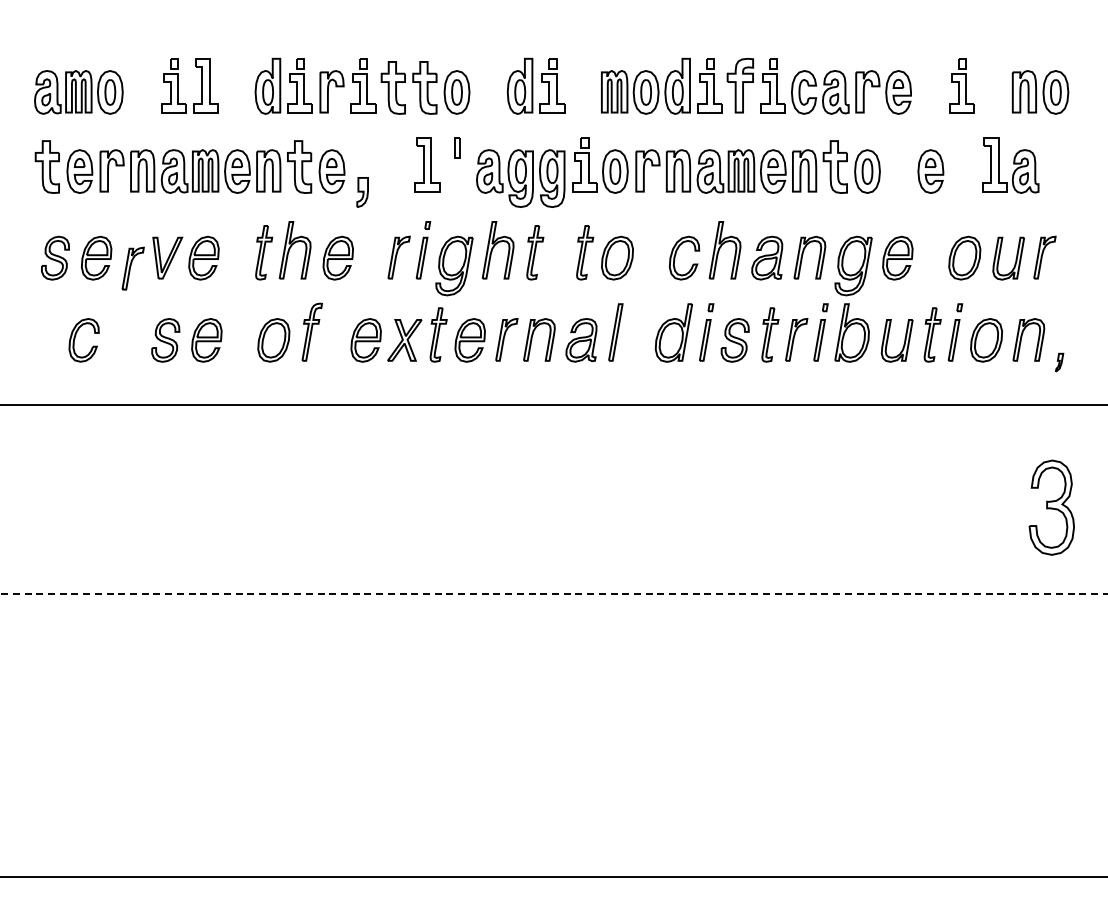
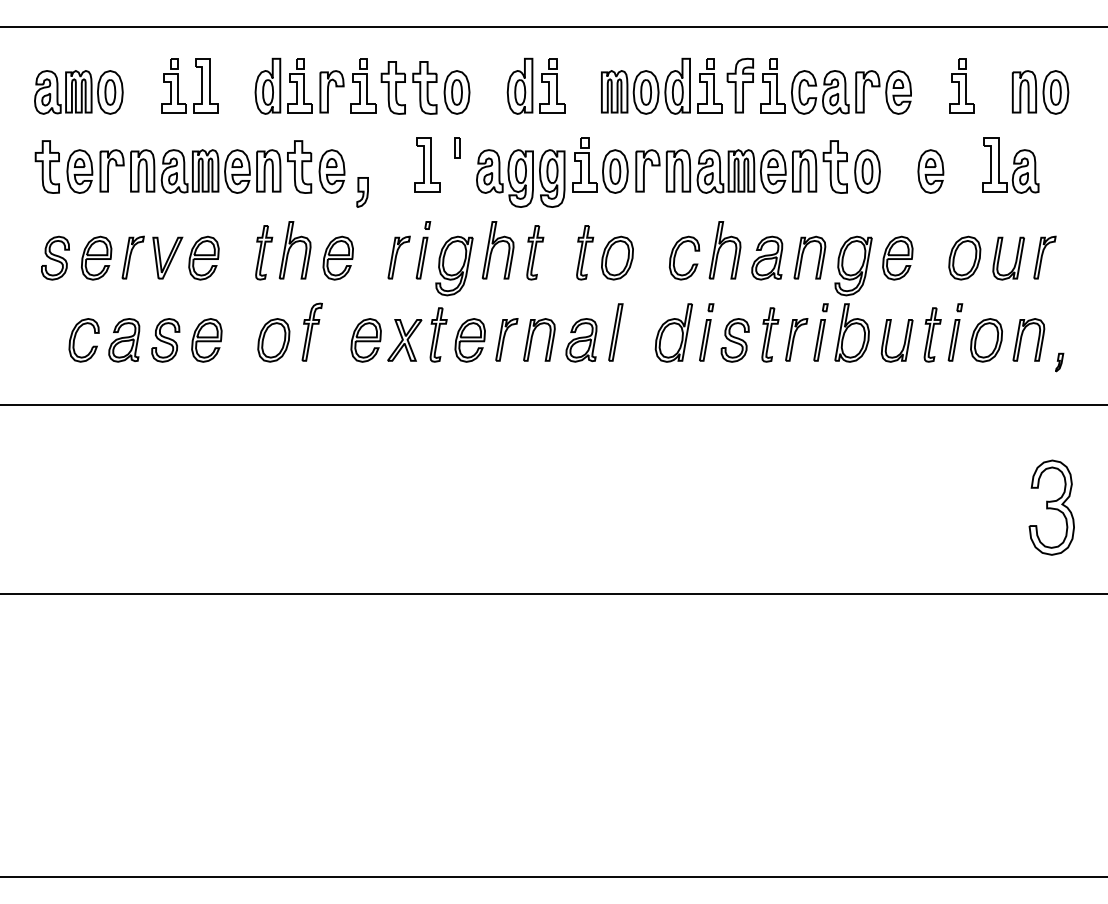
line: none -> present (553, 27)
part position: (132, 268) -> (132, 257) (132, 257)
part: none -> present (124, 340)
line: dashed -> solid (553, 593)
